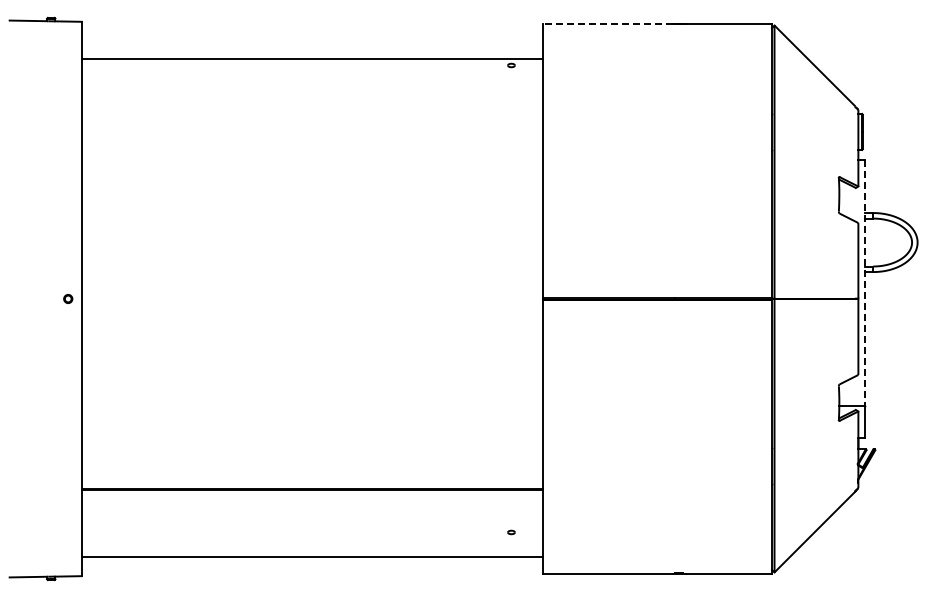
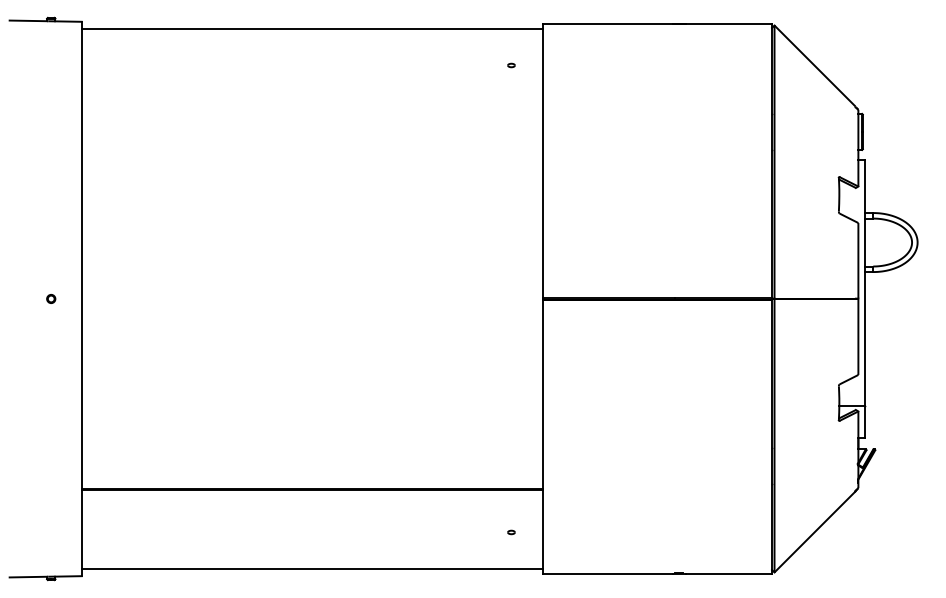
line: dashed -> solid (607, 23)
line position: (312, 59) -> (312, 29) (312, 29)
line: dashed -> solid (864, 283)
part position: (68, 298) -> (51, 298) (51, 298)
line position: (312, 556) -> (312, 568) (312, 568)
